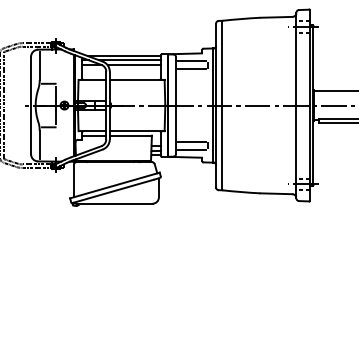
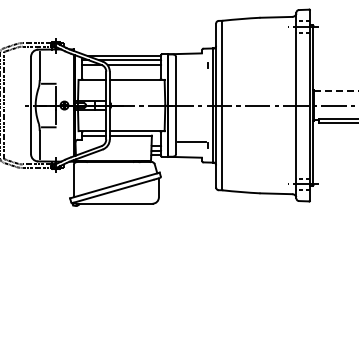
line: present -> none (191, 61)
line: present -> none (191, 69)
line: solid -> dashed (336, 91)
line: present -> none (191, 149)
